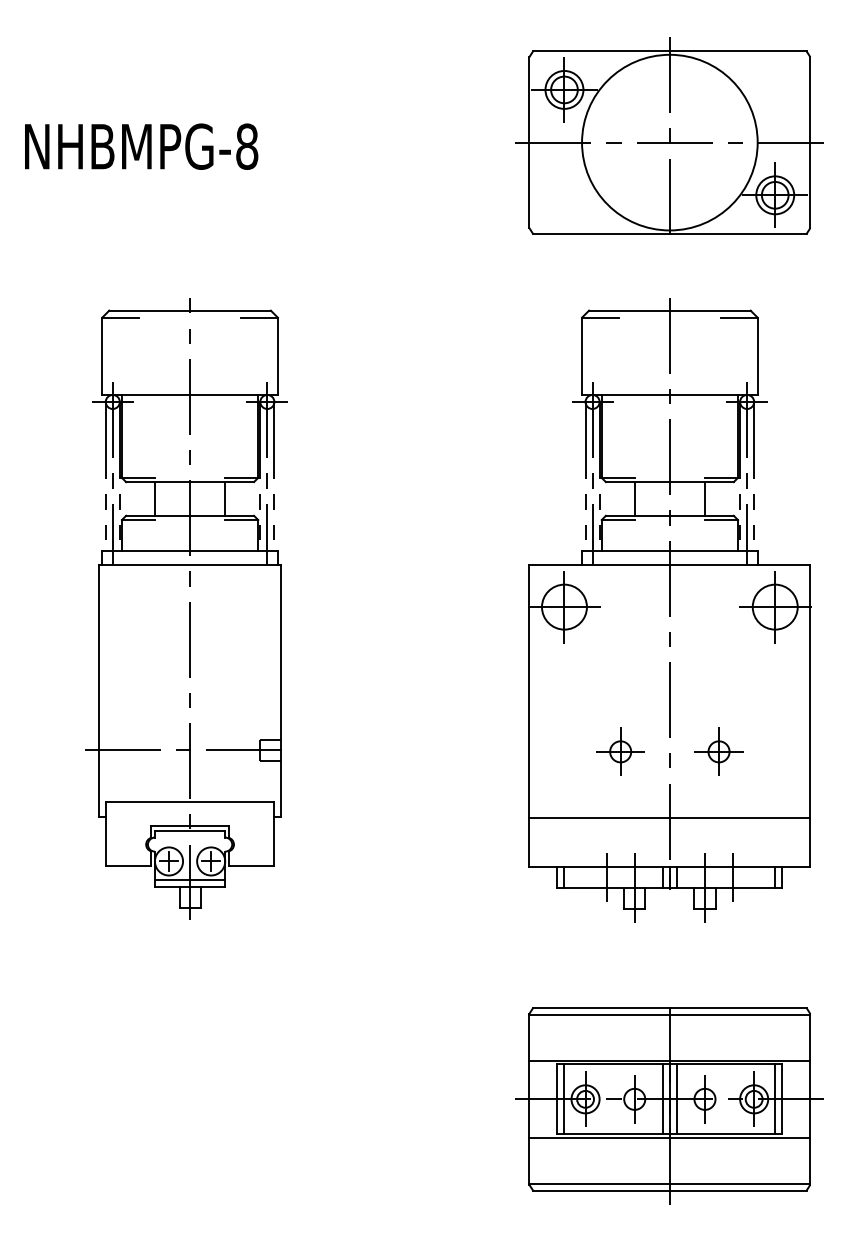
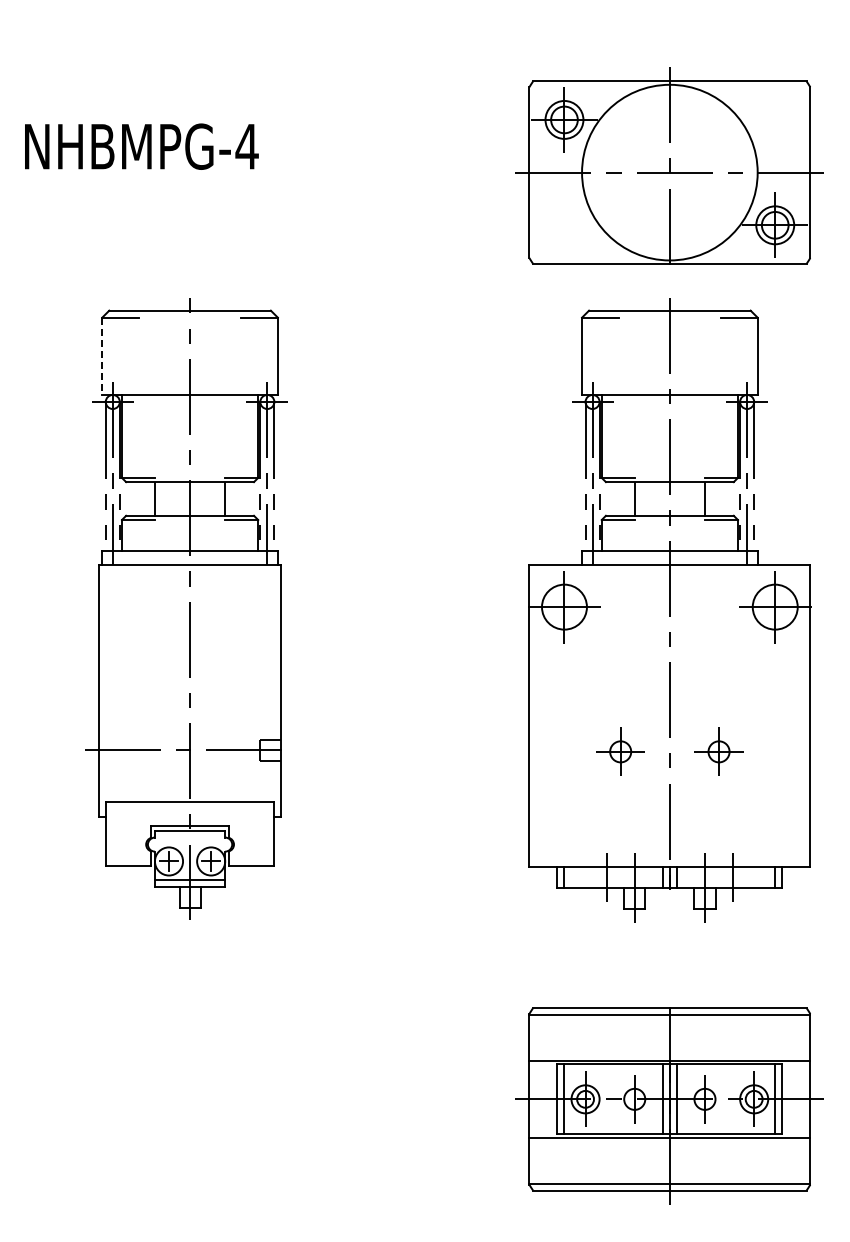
part position: (669, 135) -> (669, 165) (669, 165)
text: NHBMPG-8 -> NHBMPG-4 (246, 146)
line: solid -> dashed (102, 356)
line: present -> none (669, 817)
